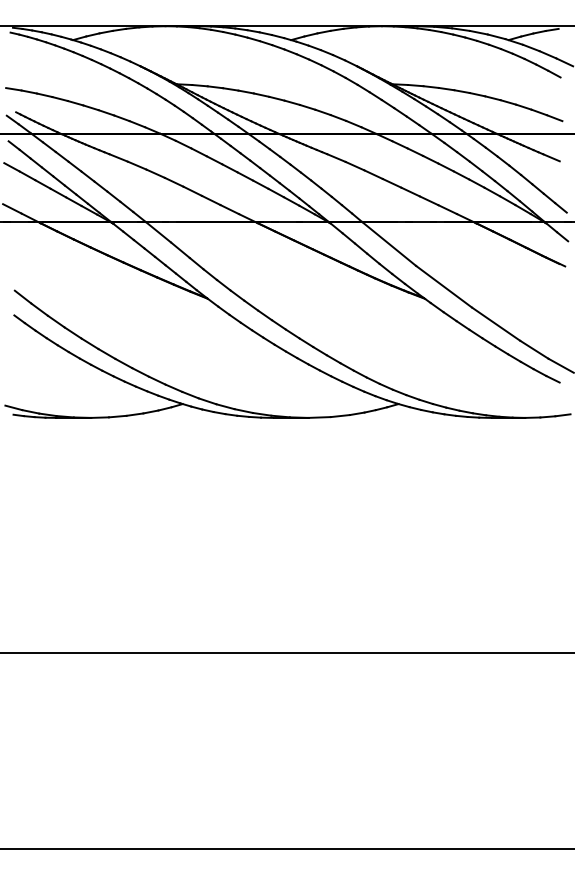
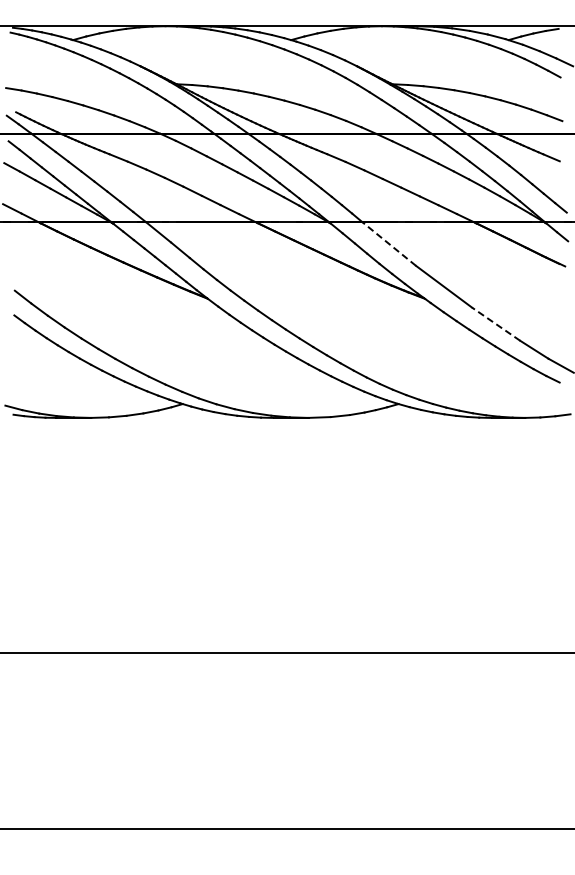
line: solid -> dashed (389, 243)
line: solid -> dashed (495, 323)
line position: (286, 848) -> (286, 828) (286, 828)
